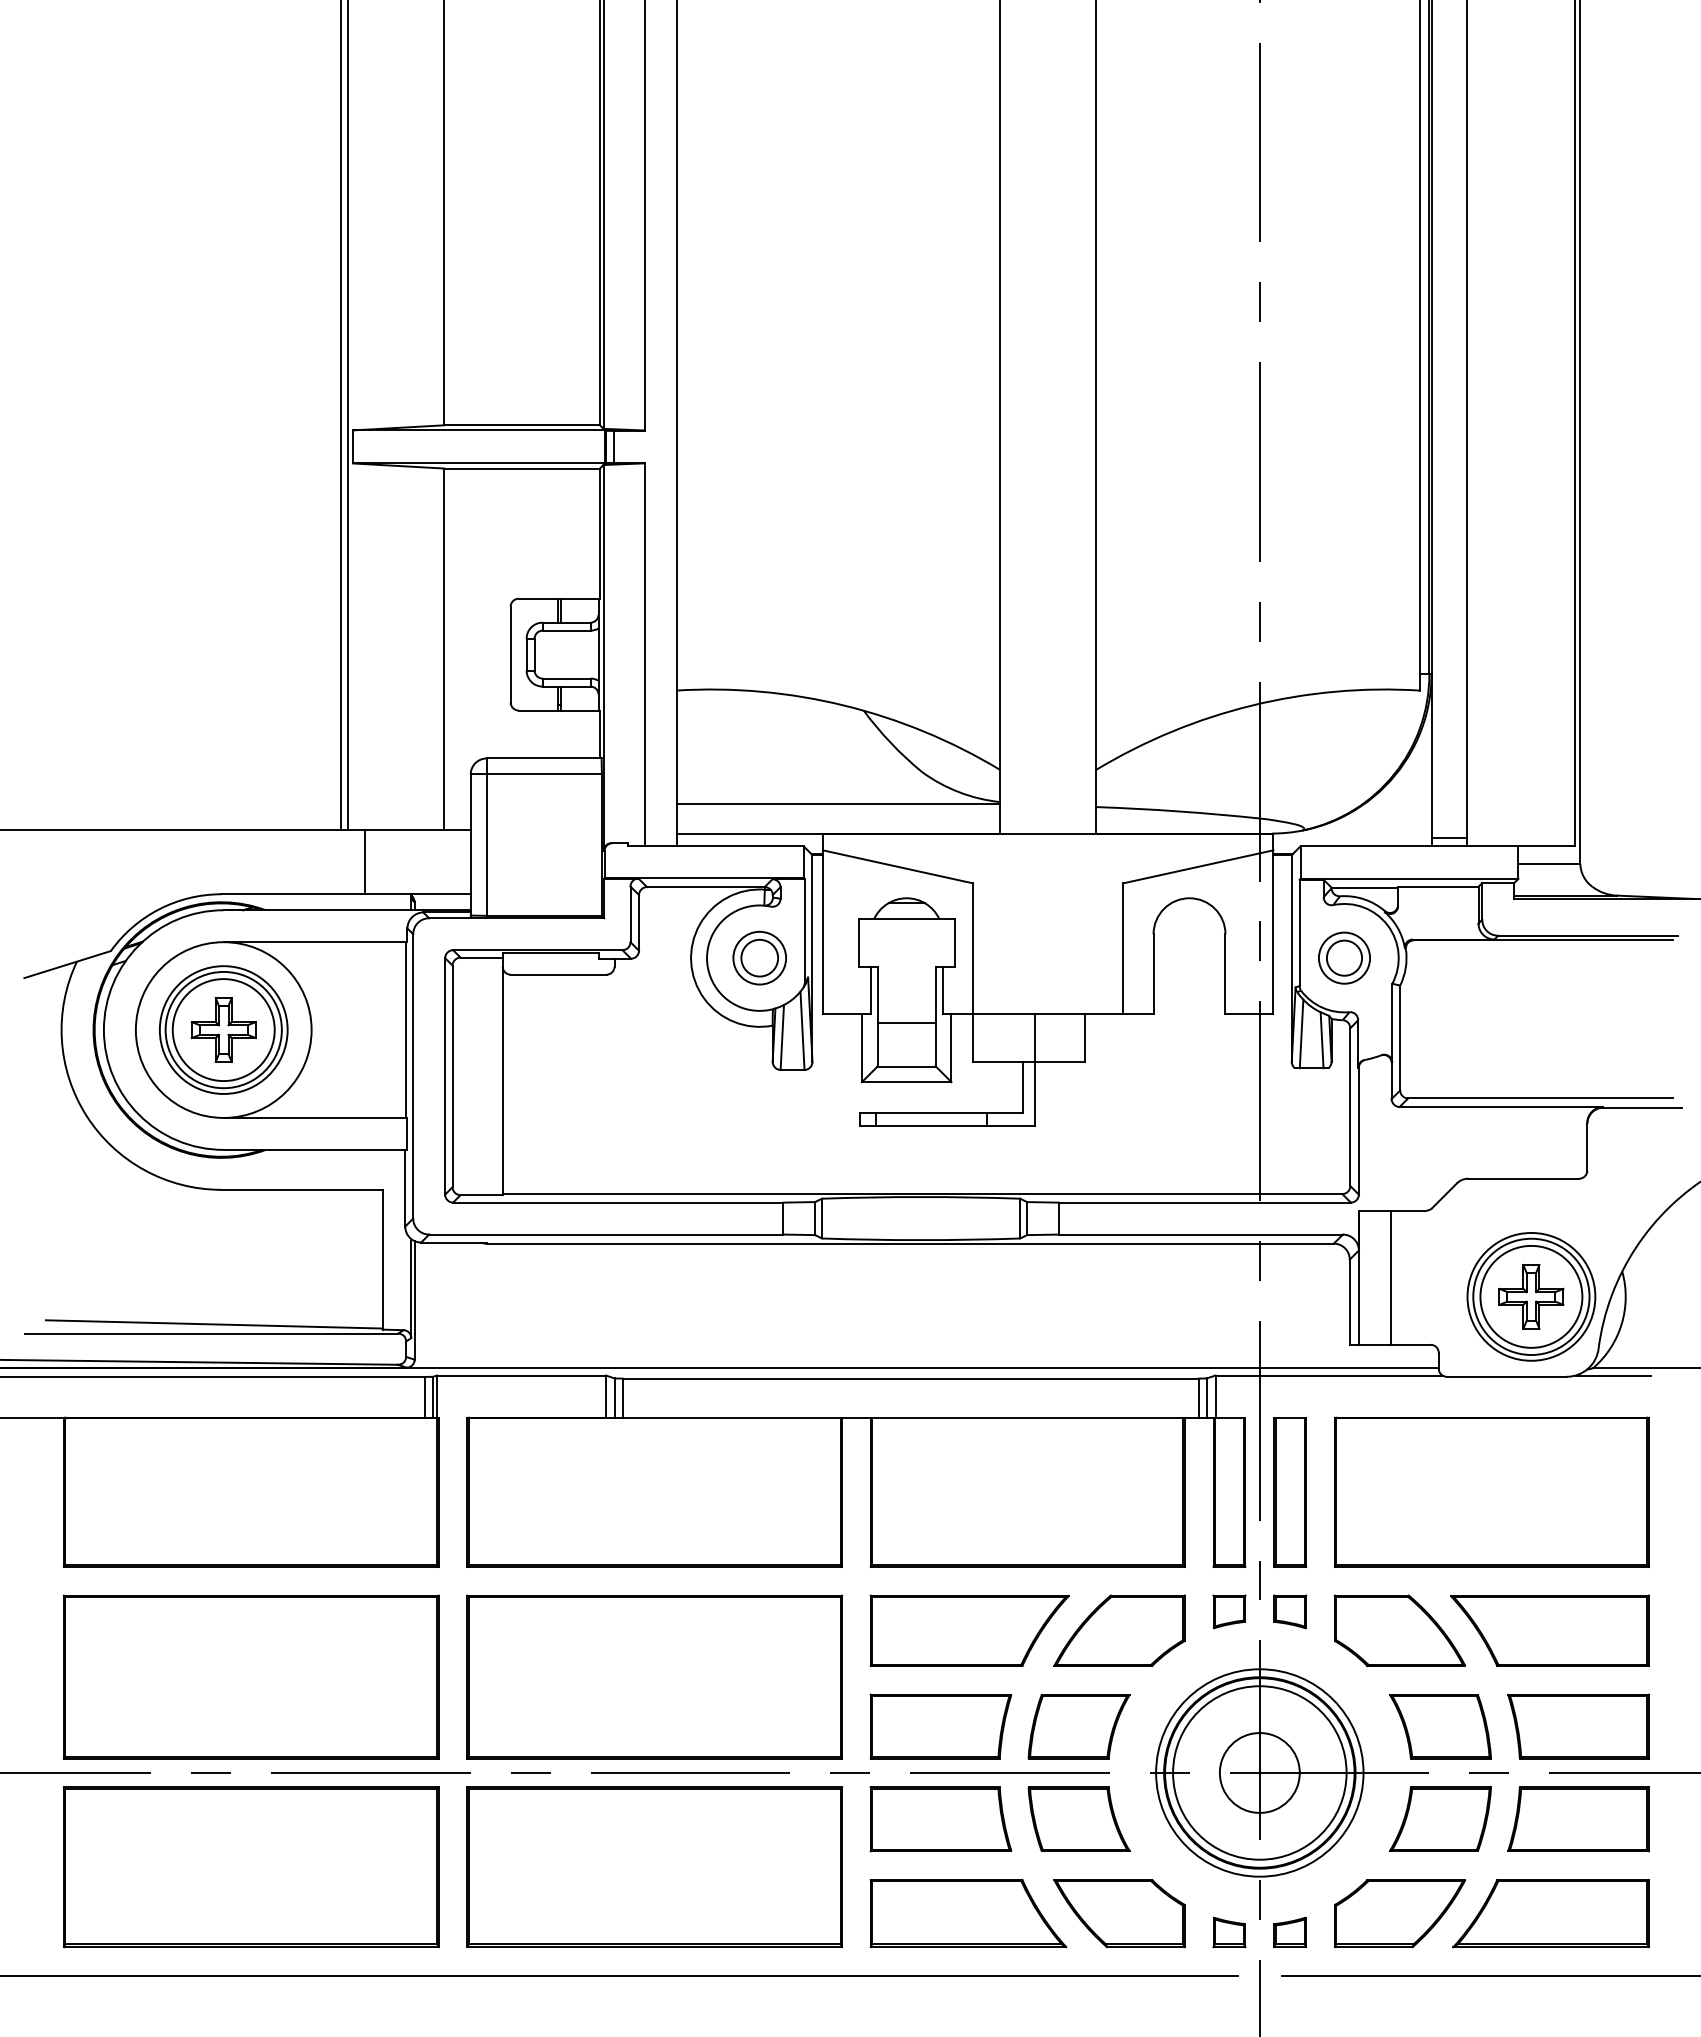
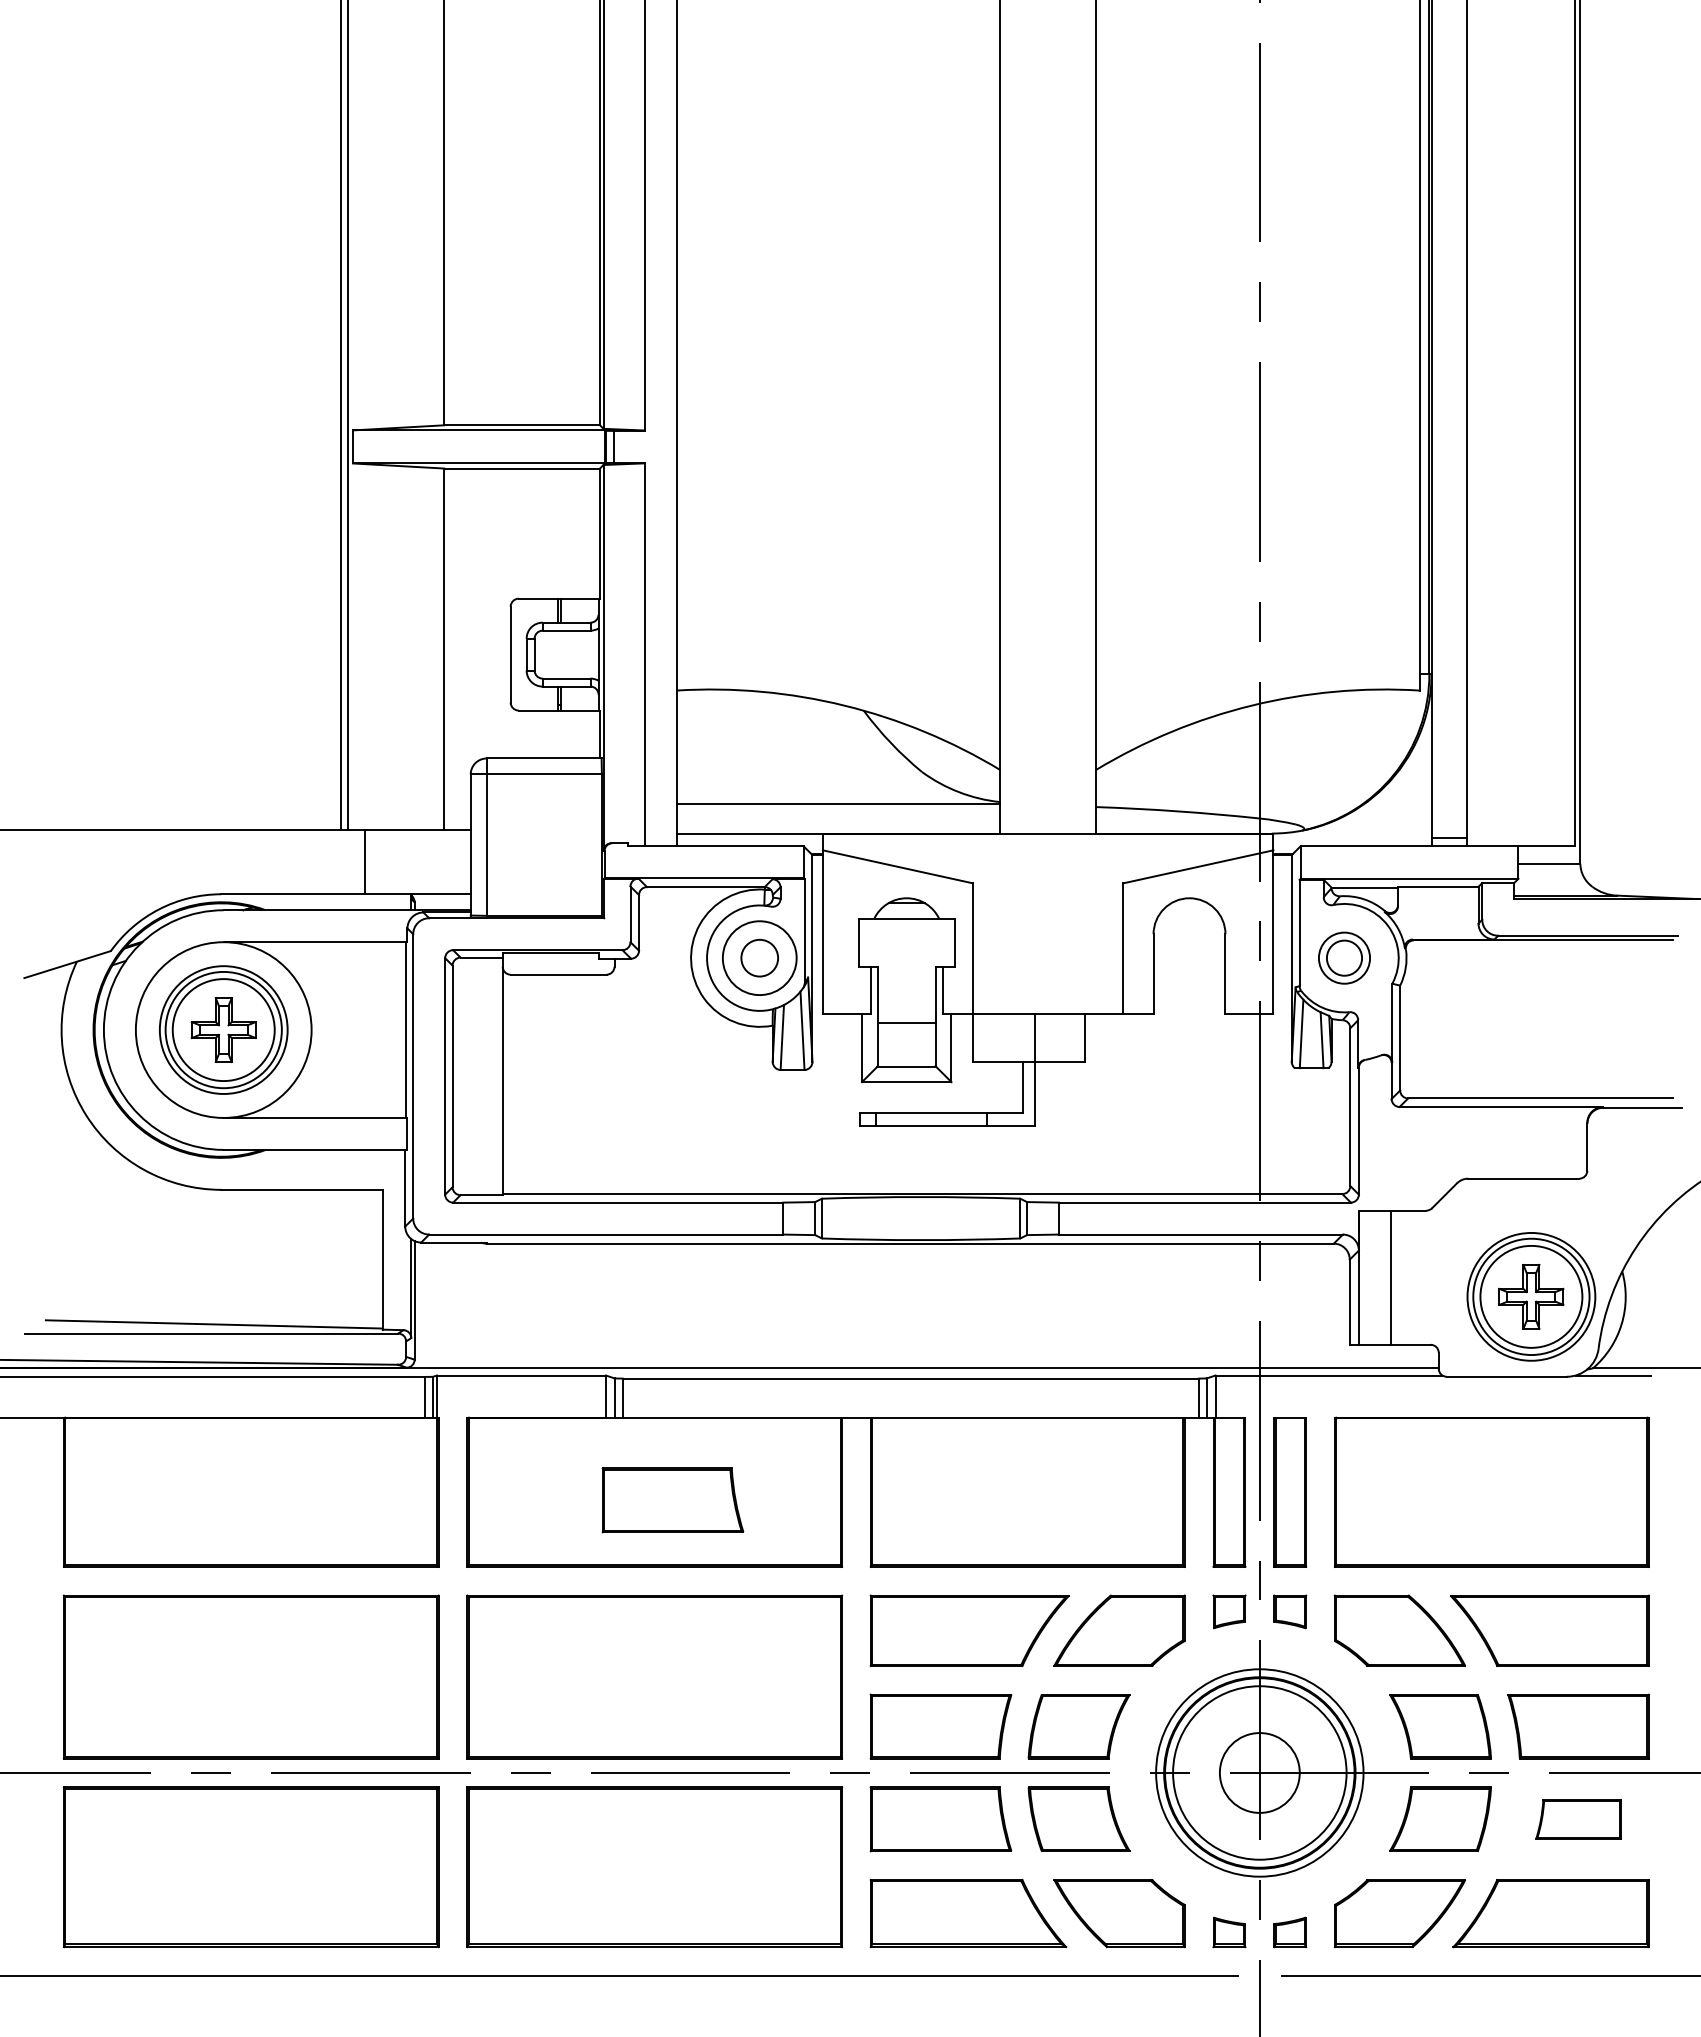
circle diameter: 53 px -> 74 px (759, 958)
part: none -> present (672, 1500)
part size: 143x67 px -> 87x41 px (1578, 1819)
